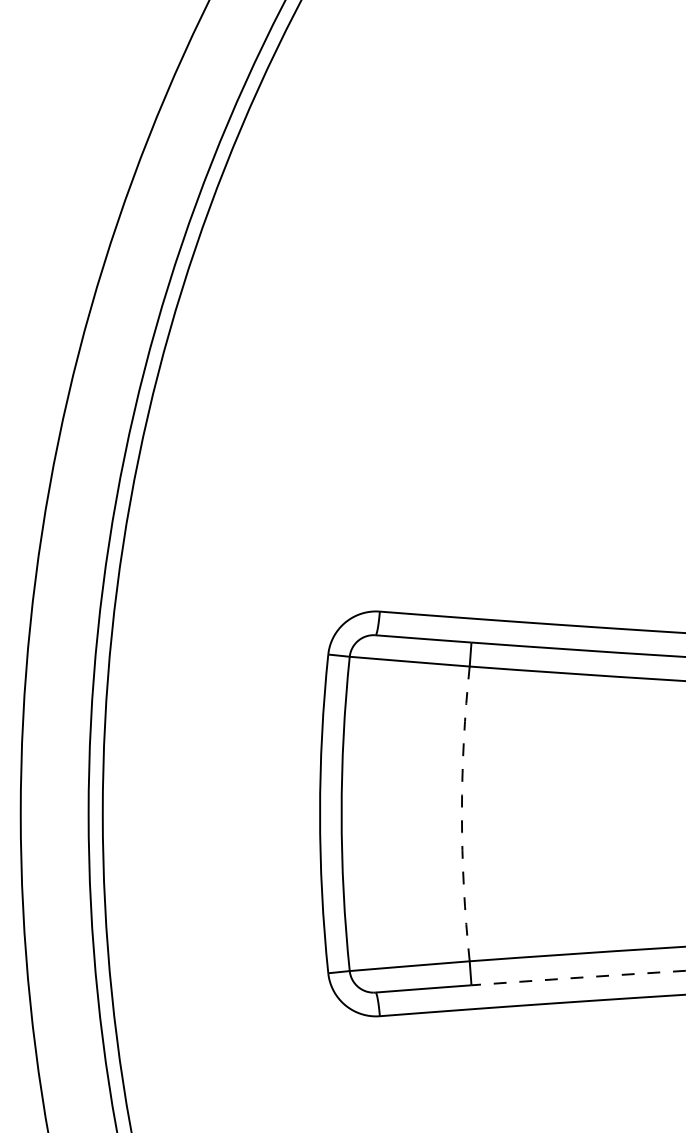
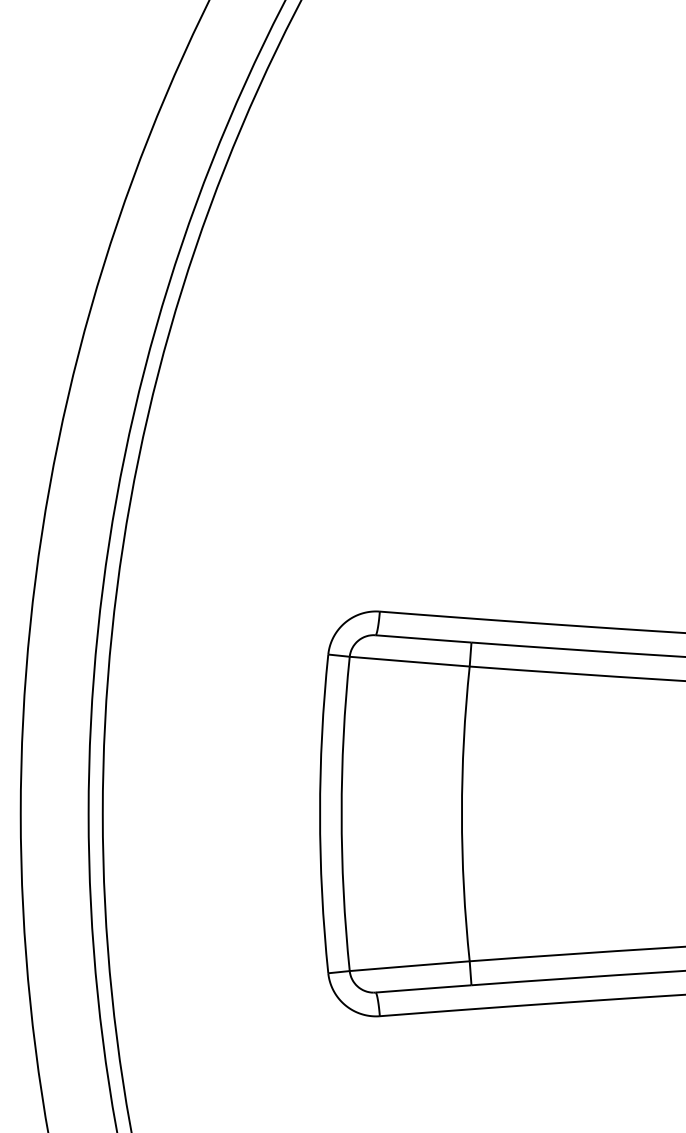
arc: dashed -> solid (461, 813)
arc: dashed -> solid (578, 977)
